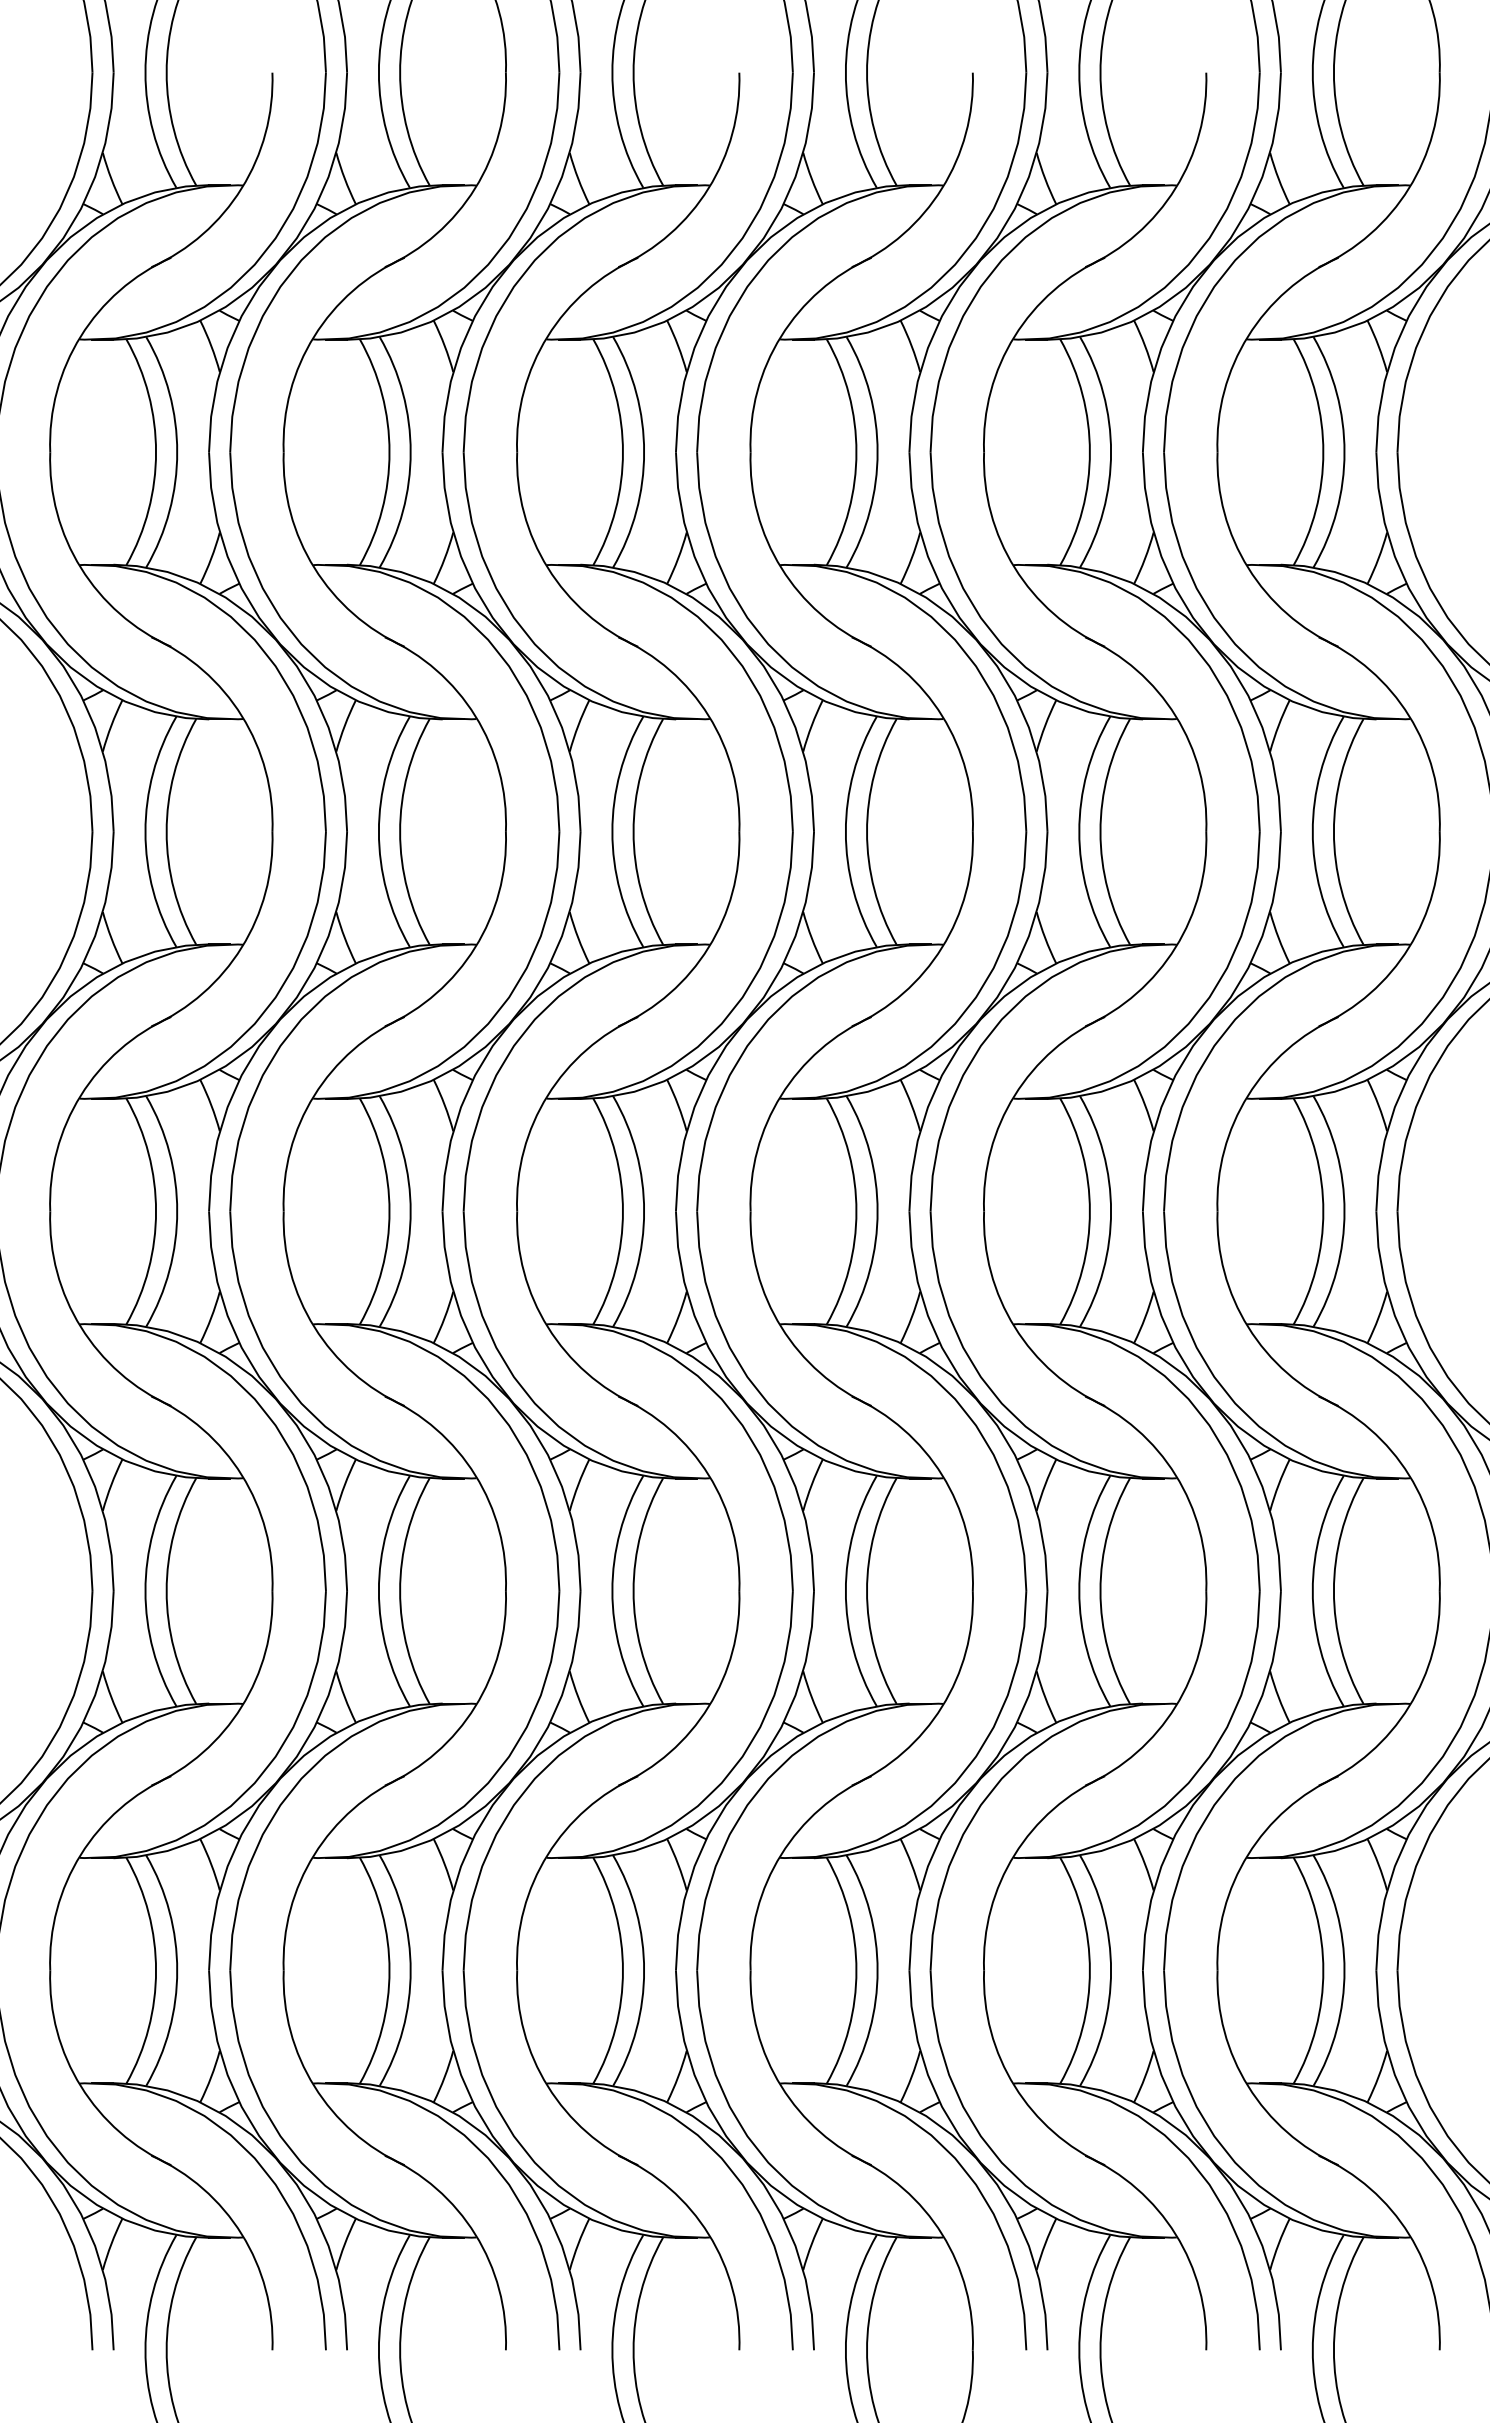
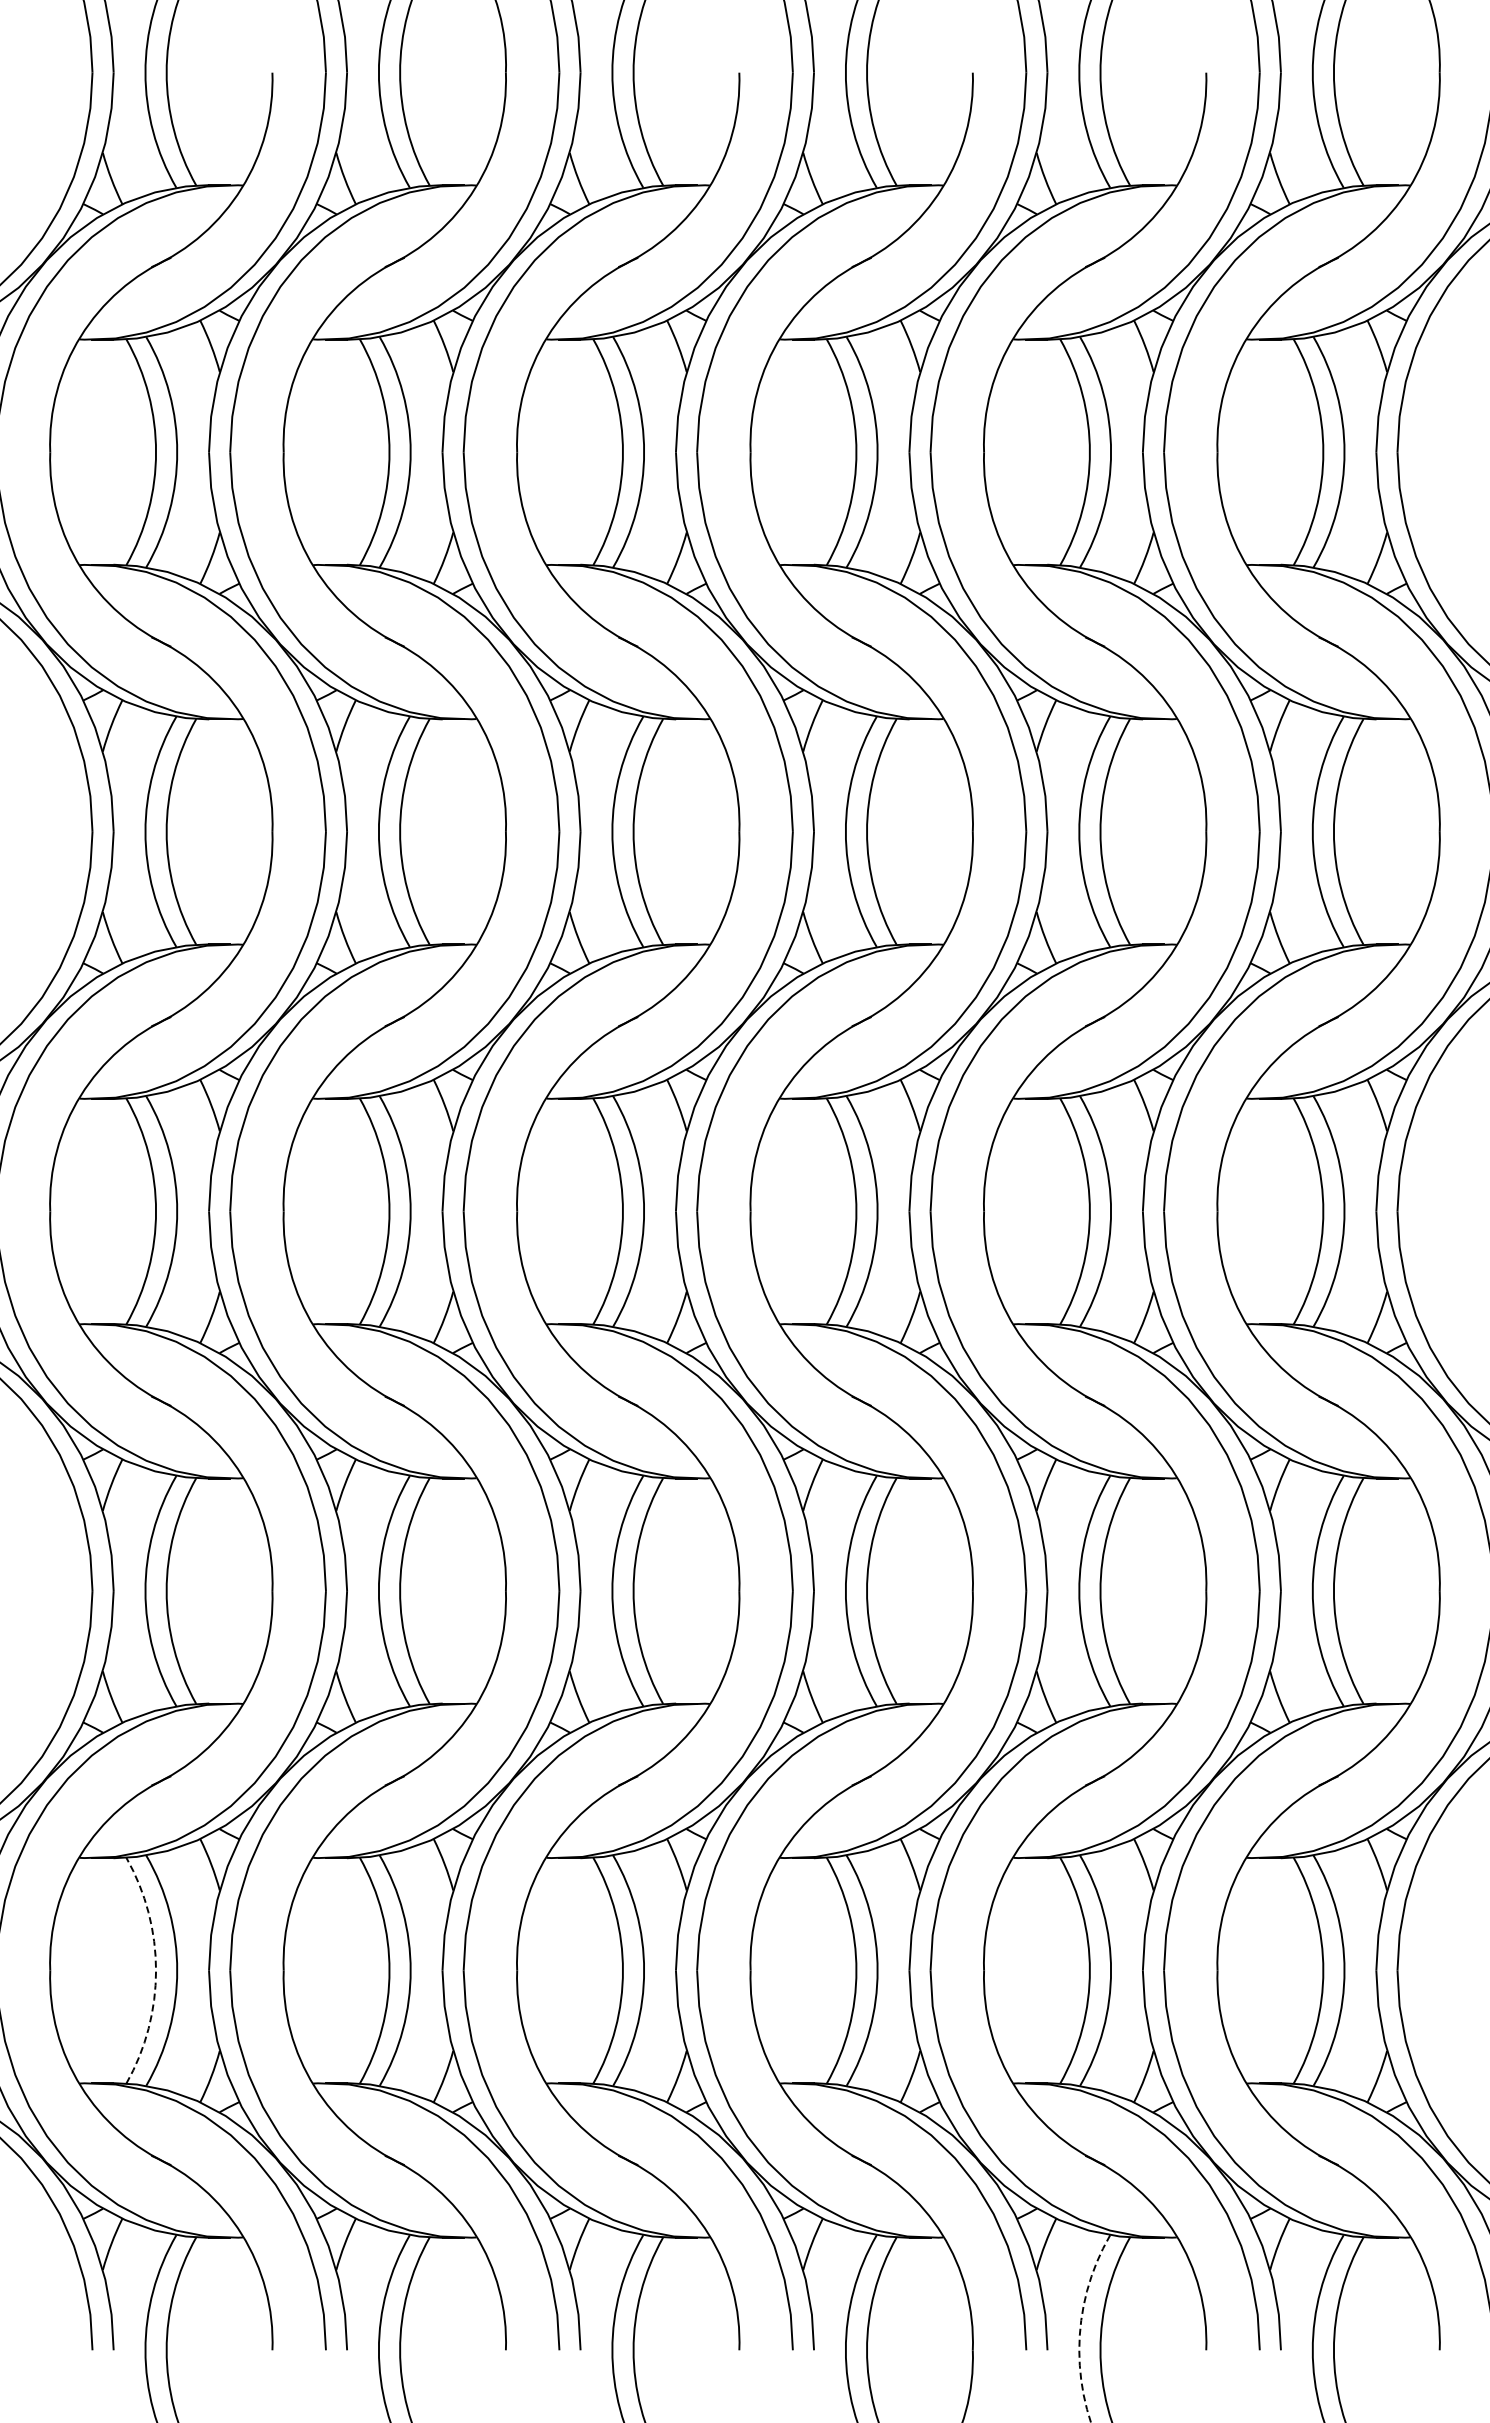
arc: solid -> dashed (156, 1970)
arc: solid -> dashed (1080, 2326)
